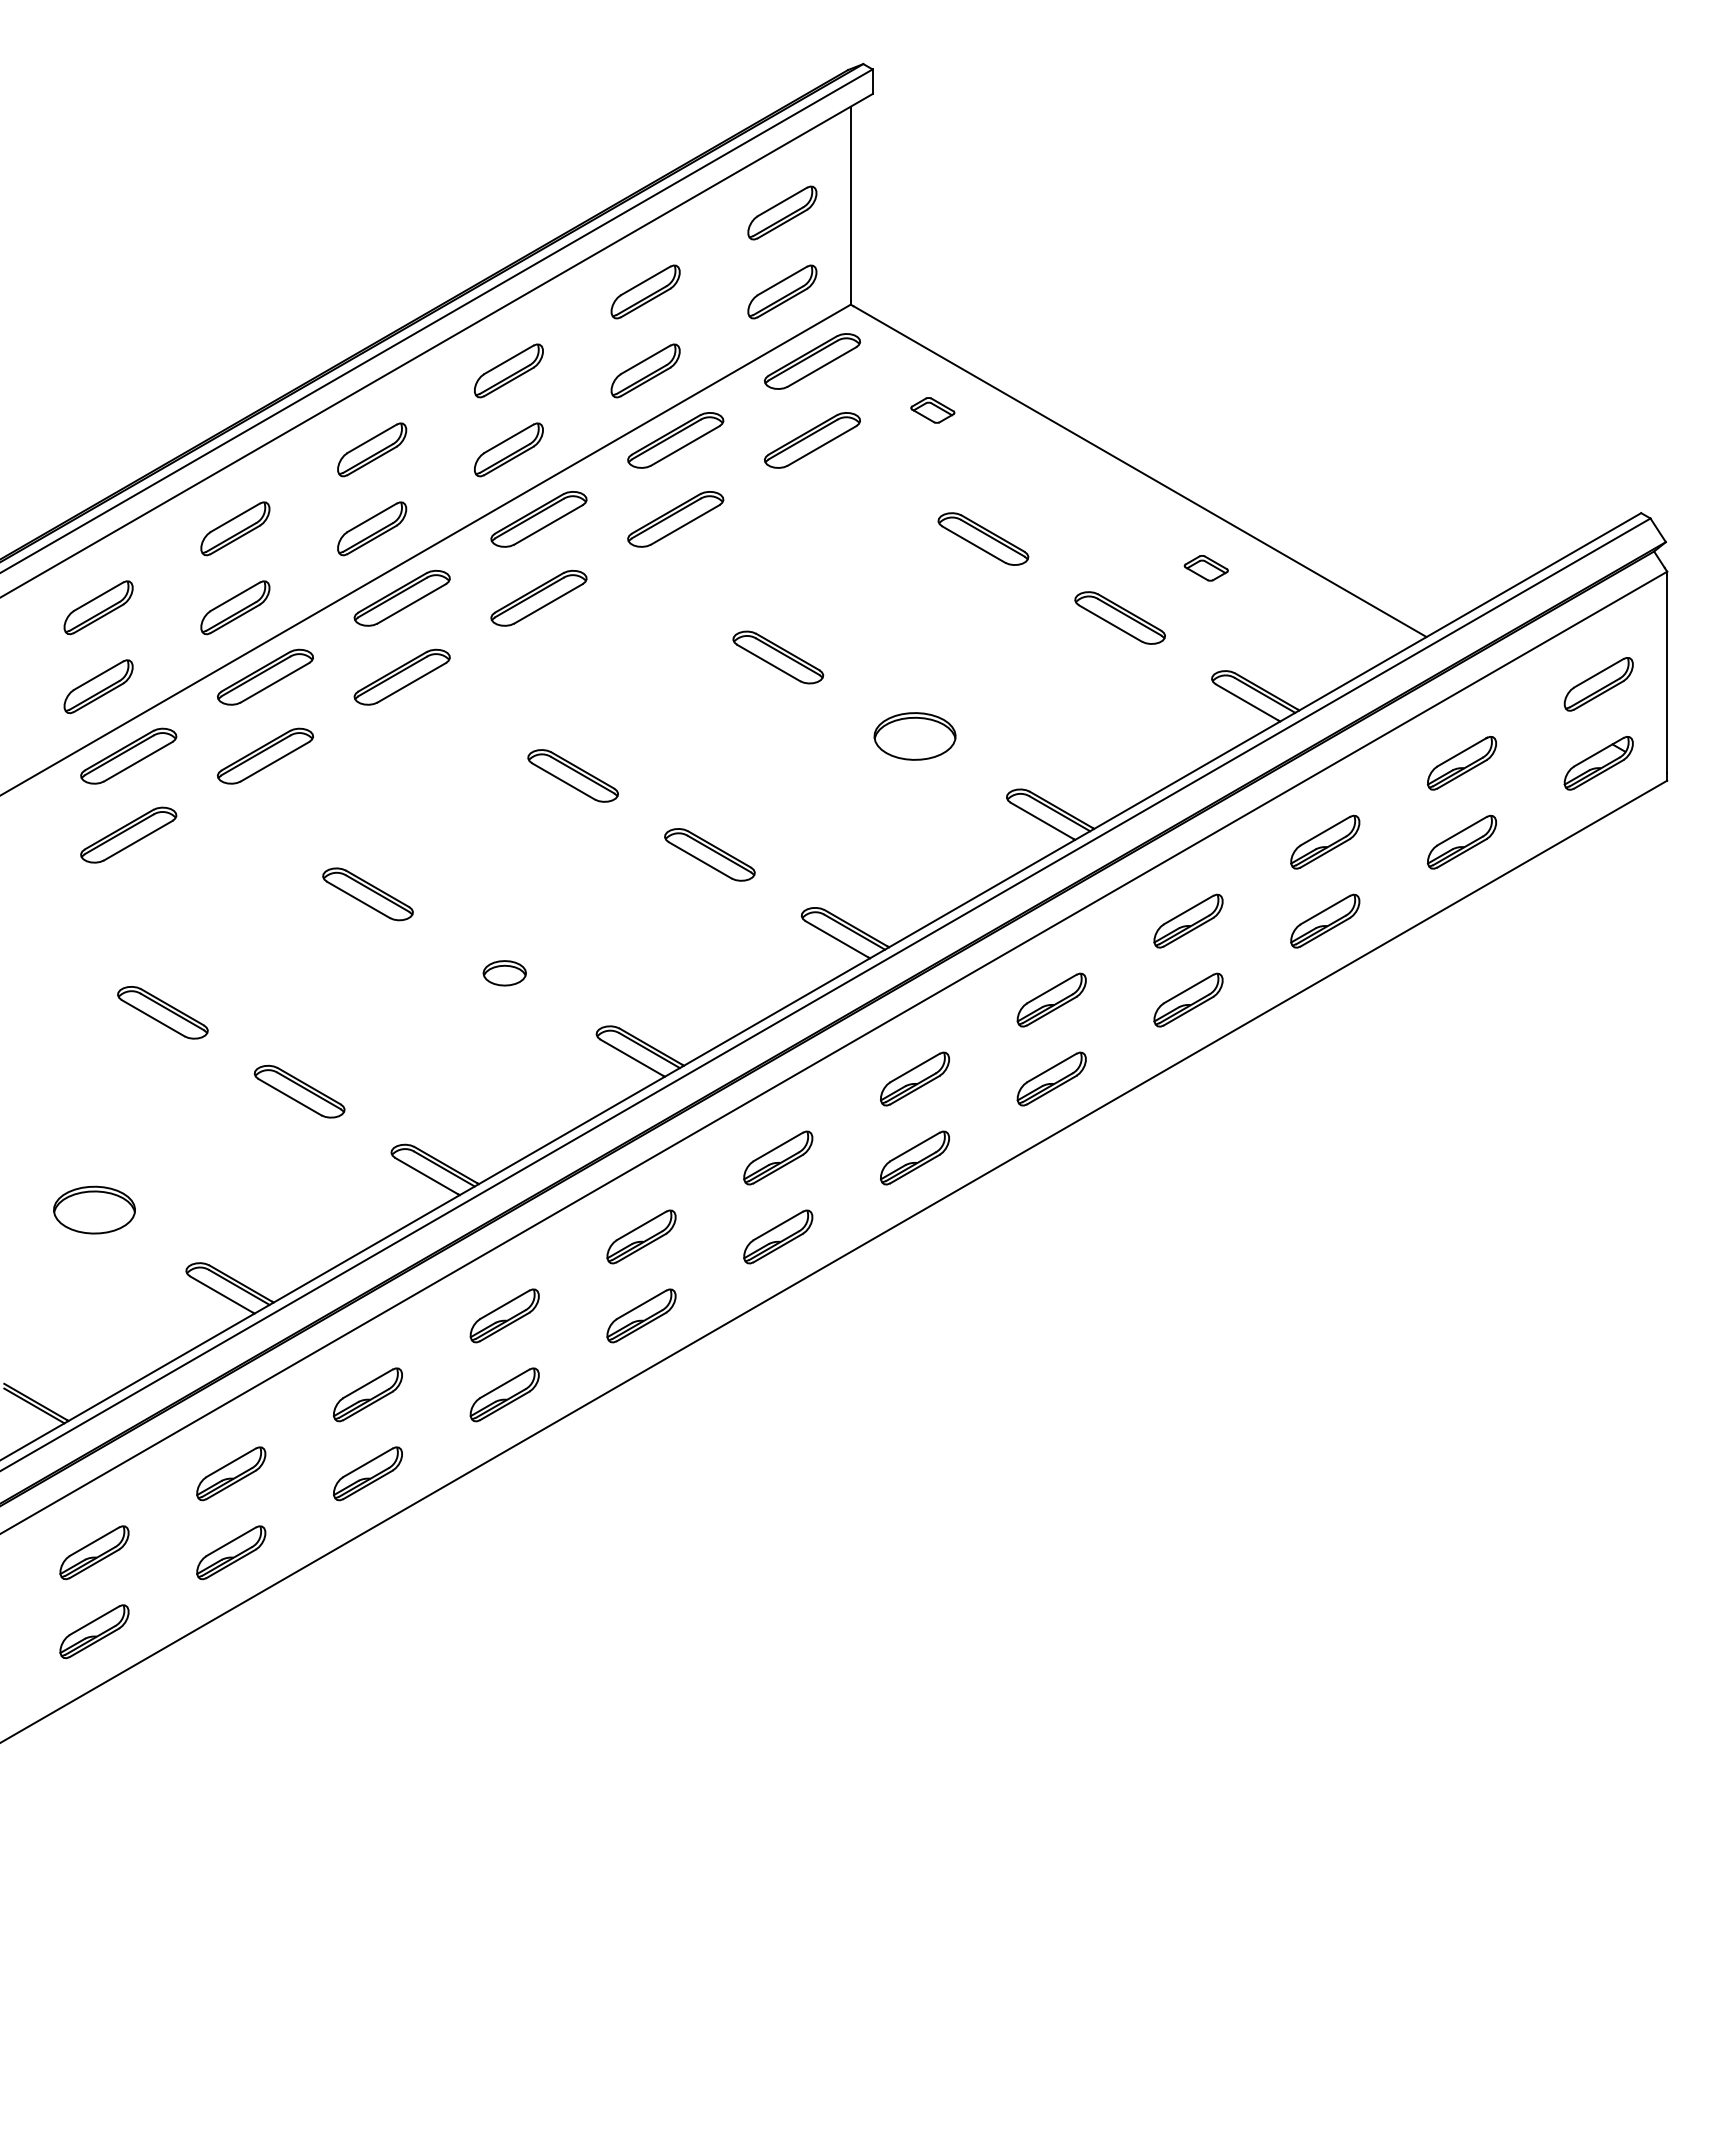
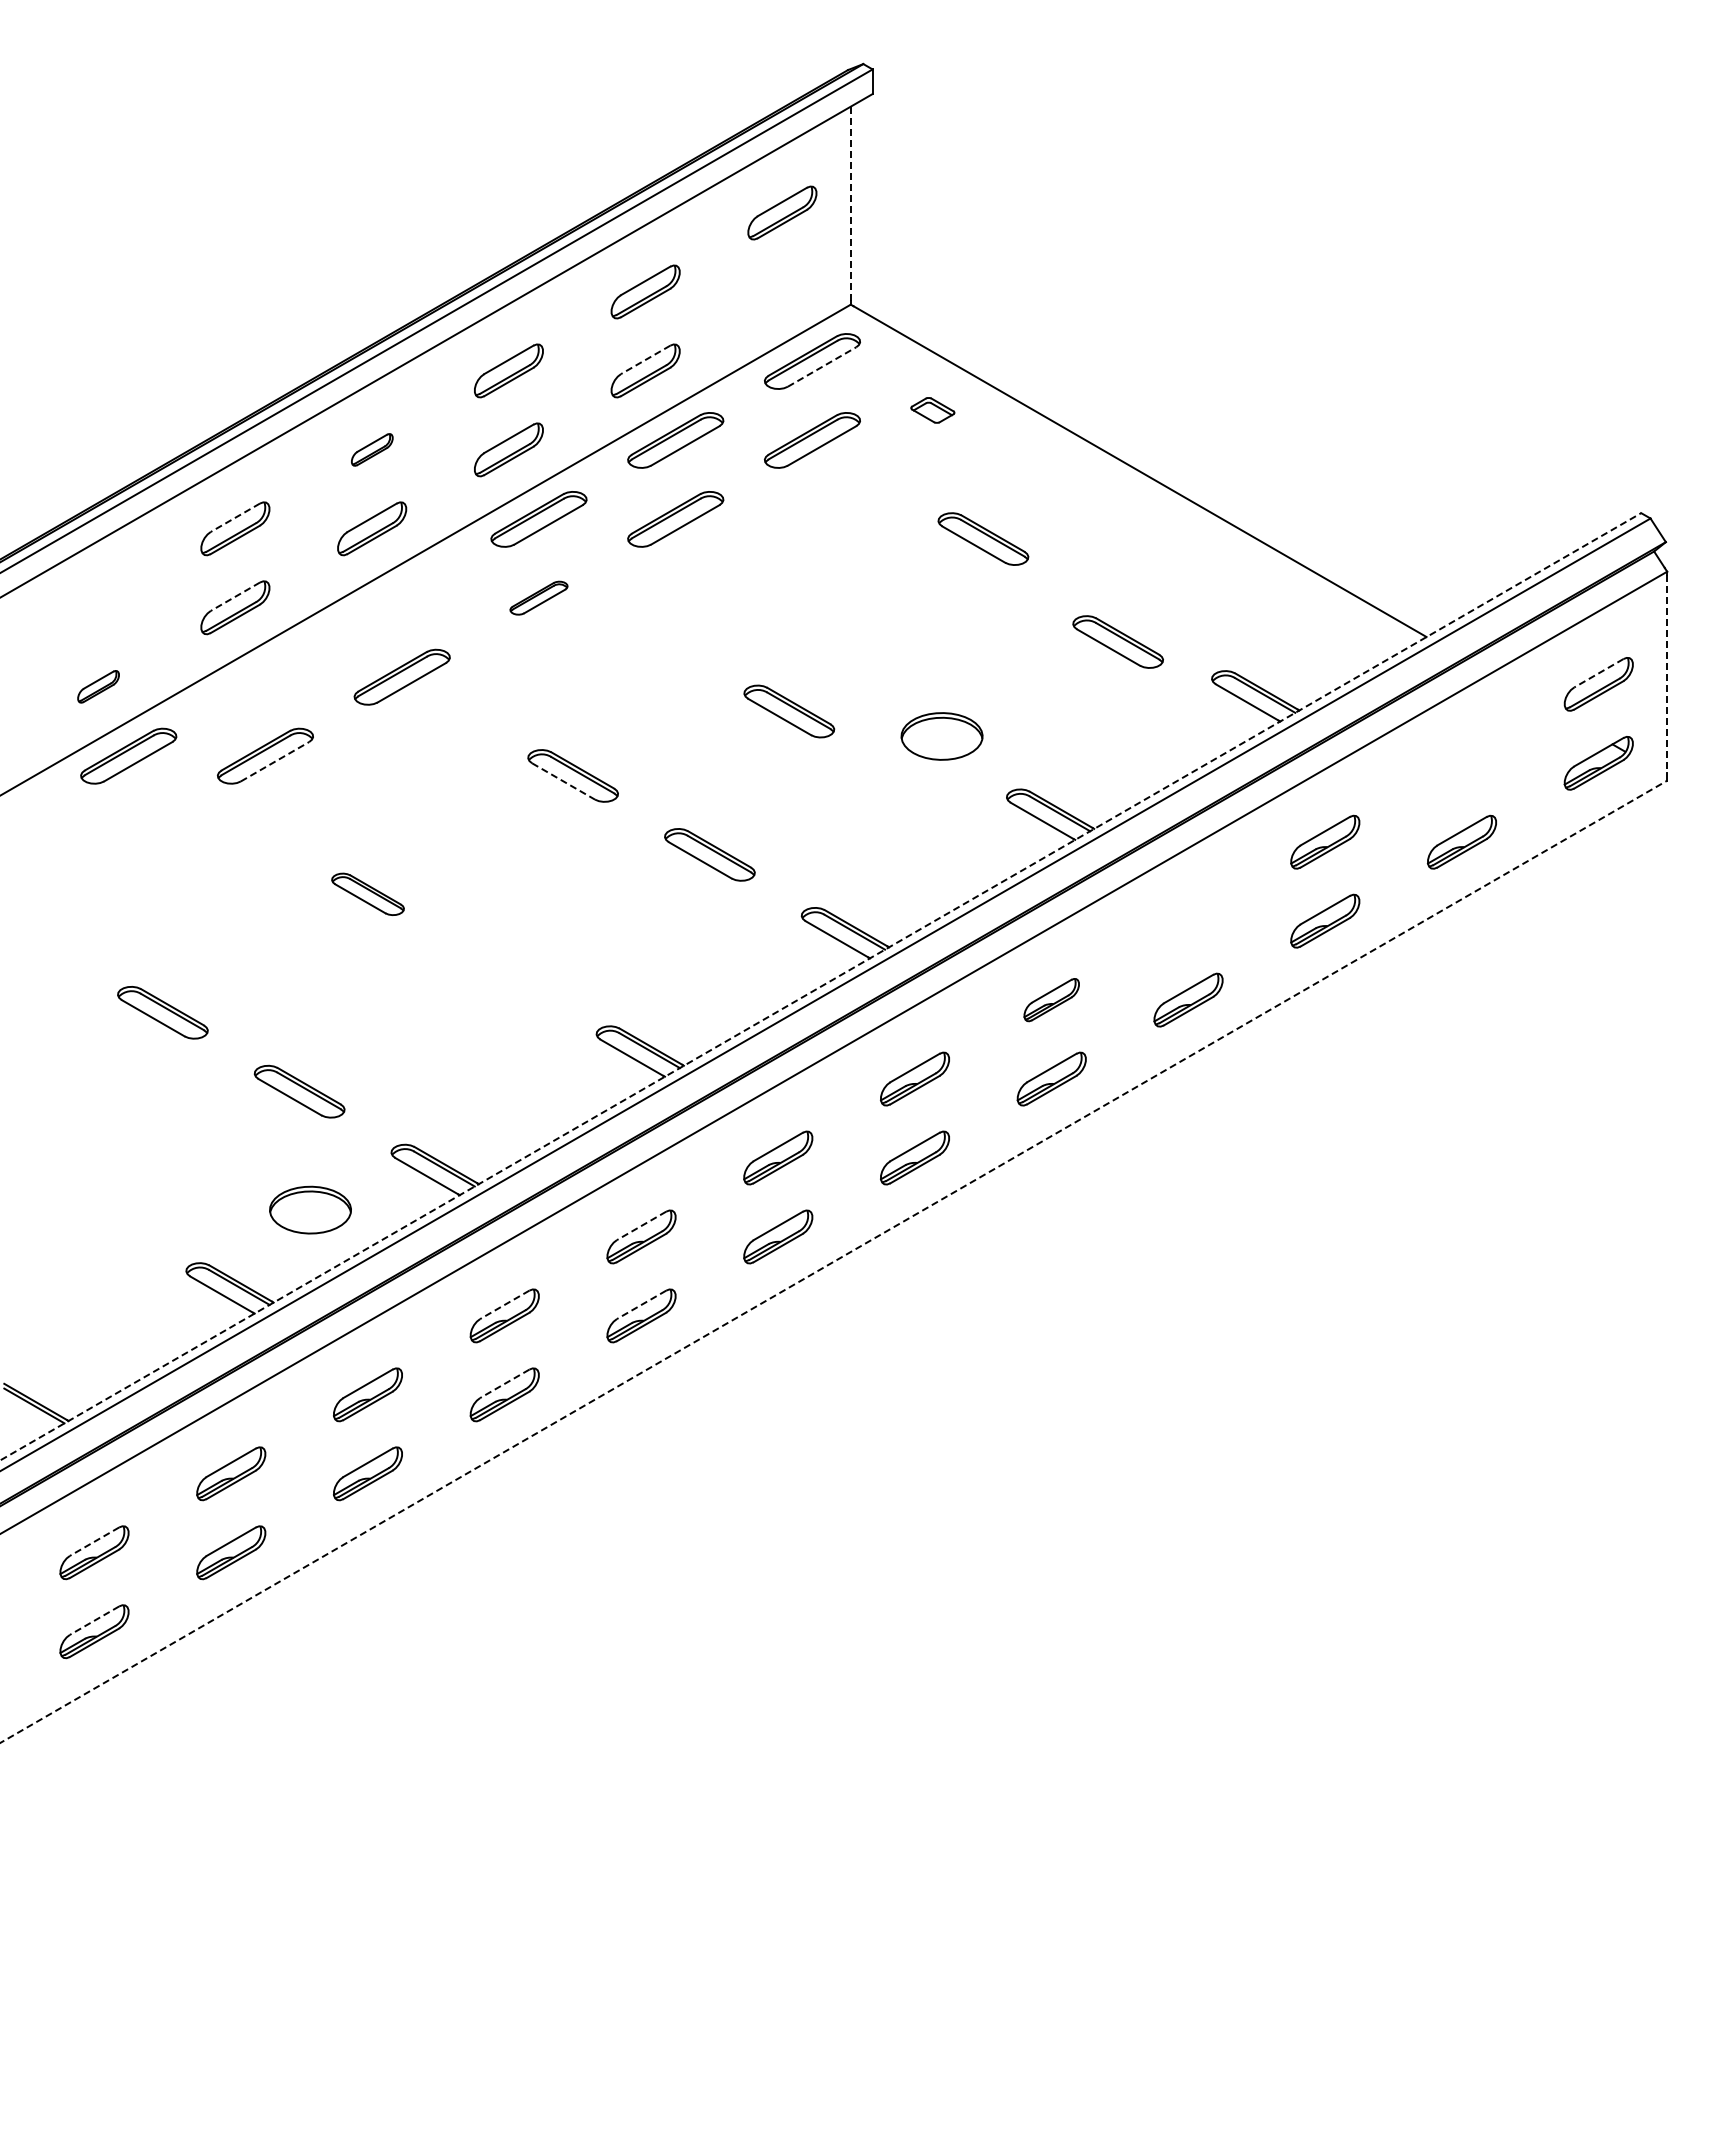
line: solid -> dashed (850, 203)
part: present -> none (782, 291)
line: solid -> dashed (645, 360)
line: solid -> dashed (822, 366)
part size: 71x56 px -> 43x34 px (372, 449)
line: solid -> dashed (234, 518)
part: present -> none (1205, 568)
line: solid -> dashed (234, 597)
part: present -> none (401, 597)
part size: 98x58 px -> 60x36 px (538, 597)
part: present -> none (98, 607)
part position: (1119, 617) -> (1117, 641) (1117, 641)
part position: (778, 657) -> (789, 711) (789, 711)
line: solid -> dashed (1598, 673)
line: solid -> dashed (1667, 674)
part: present -> none (265, 676)
part size: 71x56 px -> 43x34 px (98, 686)
part position: (914, 736) -> (941, 736) (941, 736)
line: solid -> dashed (275, 761)
part: present -> none (1461, 763)
line: solid -> dashed (564, 781)
part: present -> none (128, 834)
part size: 92x55 px -> 74x44 px (367, 893)
part: present -> none (1188, 920)
part: present -> none (504, 973)
line: solid -> dashed (821, 986)
part size: 71x56 px -> 57x45 px (1051, 1000)
part position: (94, 1209) -> (310, 1209) (310, 1209)
line: solid -> dashed (641, 1226)
line: solid -> dashed (833, 1261)
line: solid -> dashed (504, 1305)
line: solid -> dashed (641, 1305)
line: solid -> dashed (504, 1384)
line: solid -> dashed (94, 1541)
line: solid -> dashed (94, 1620)
